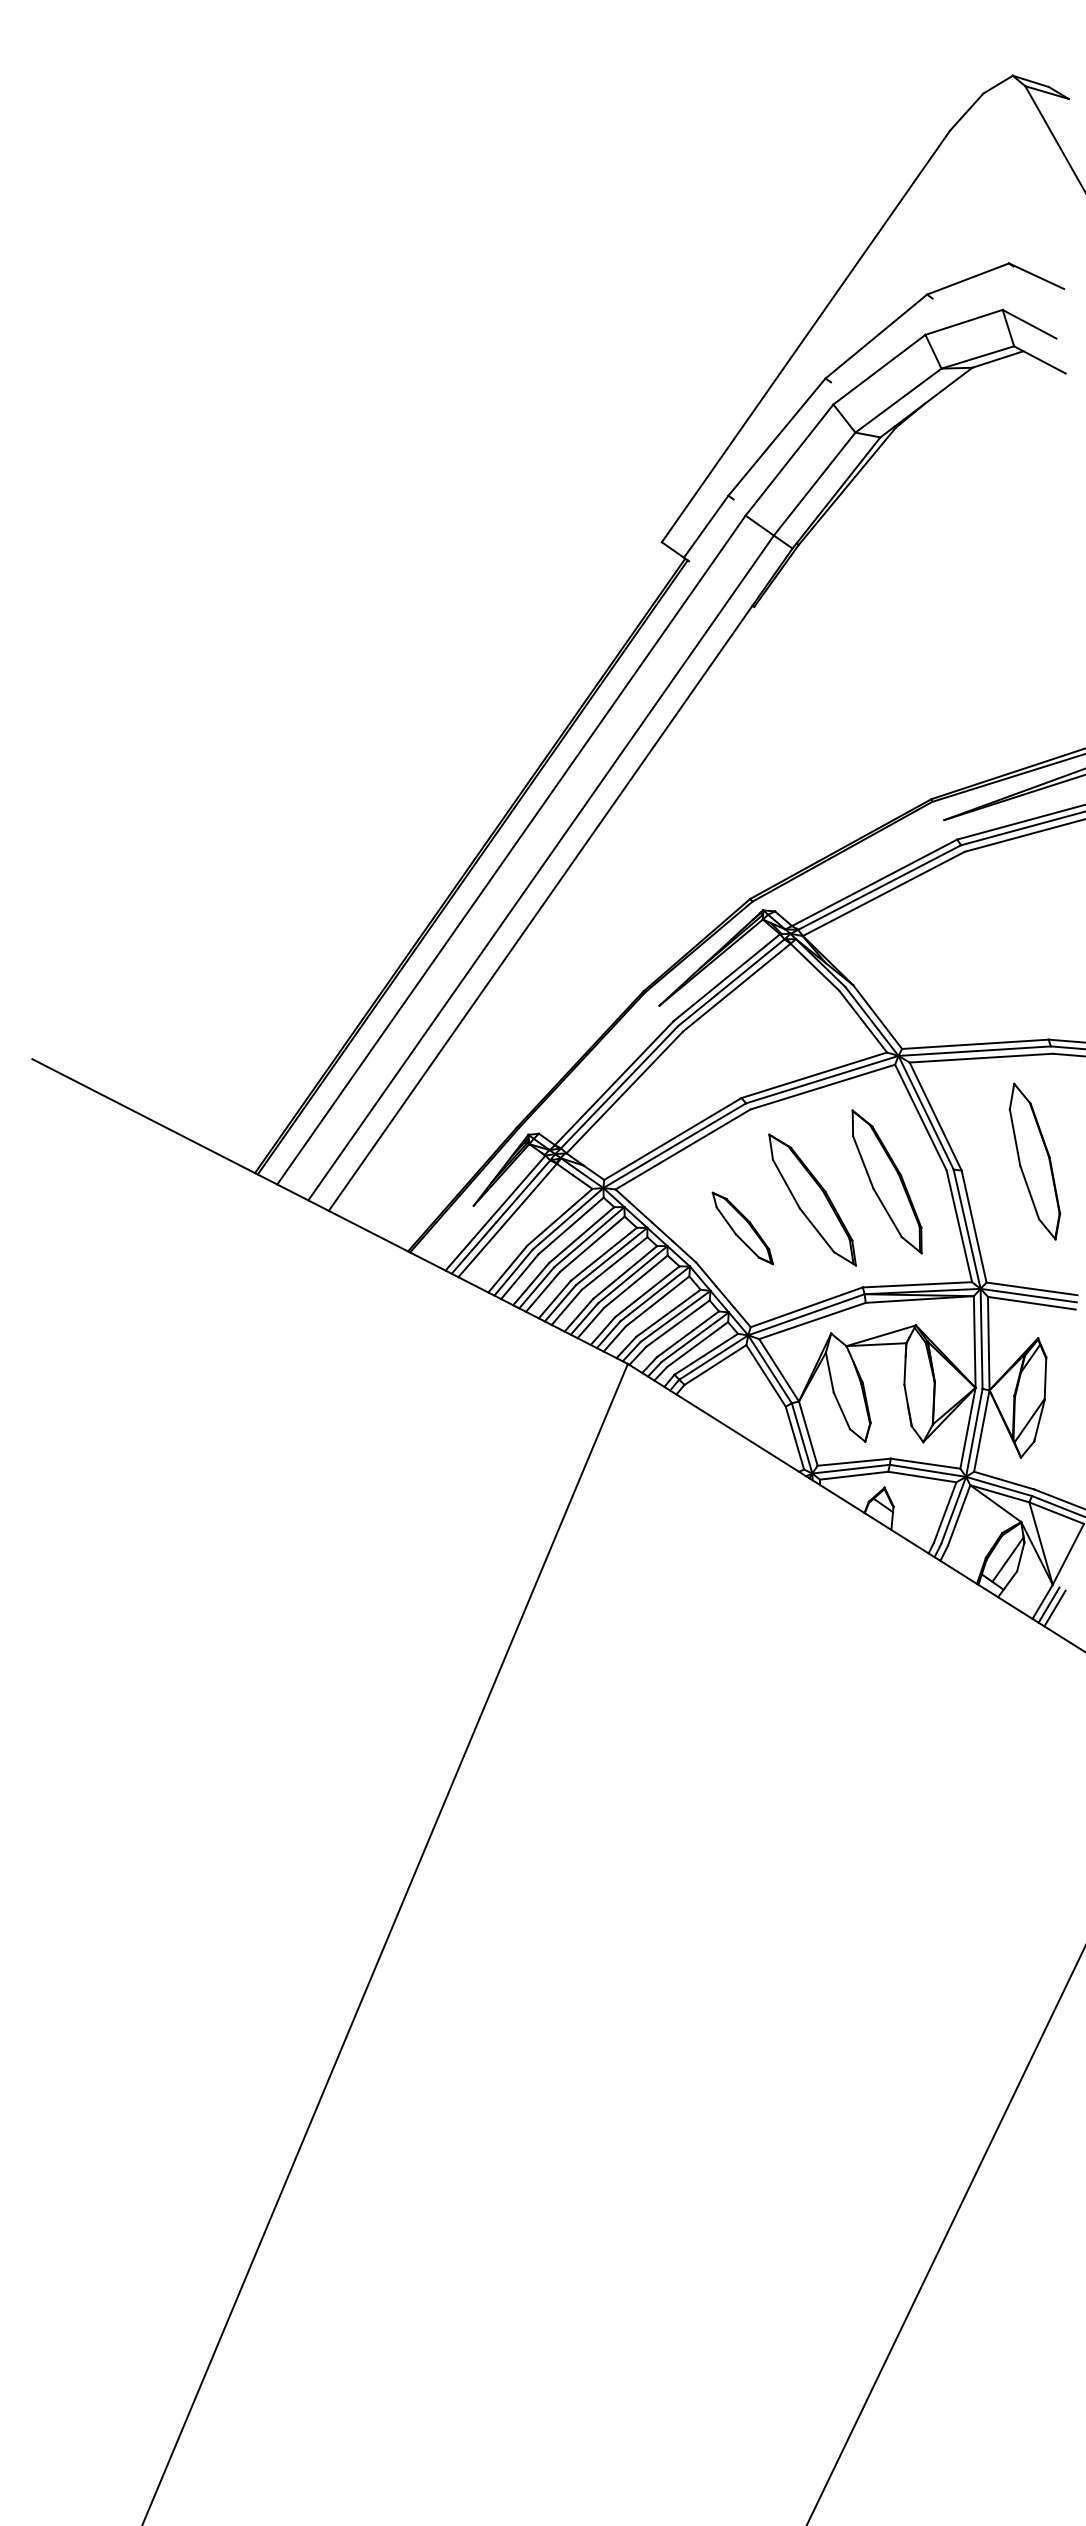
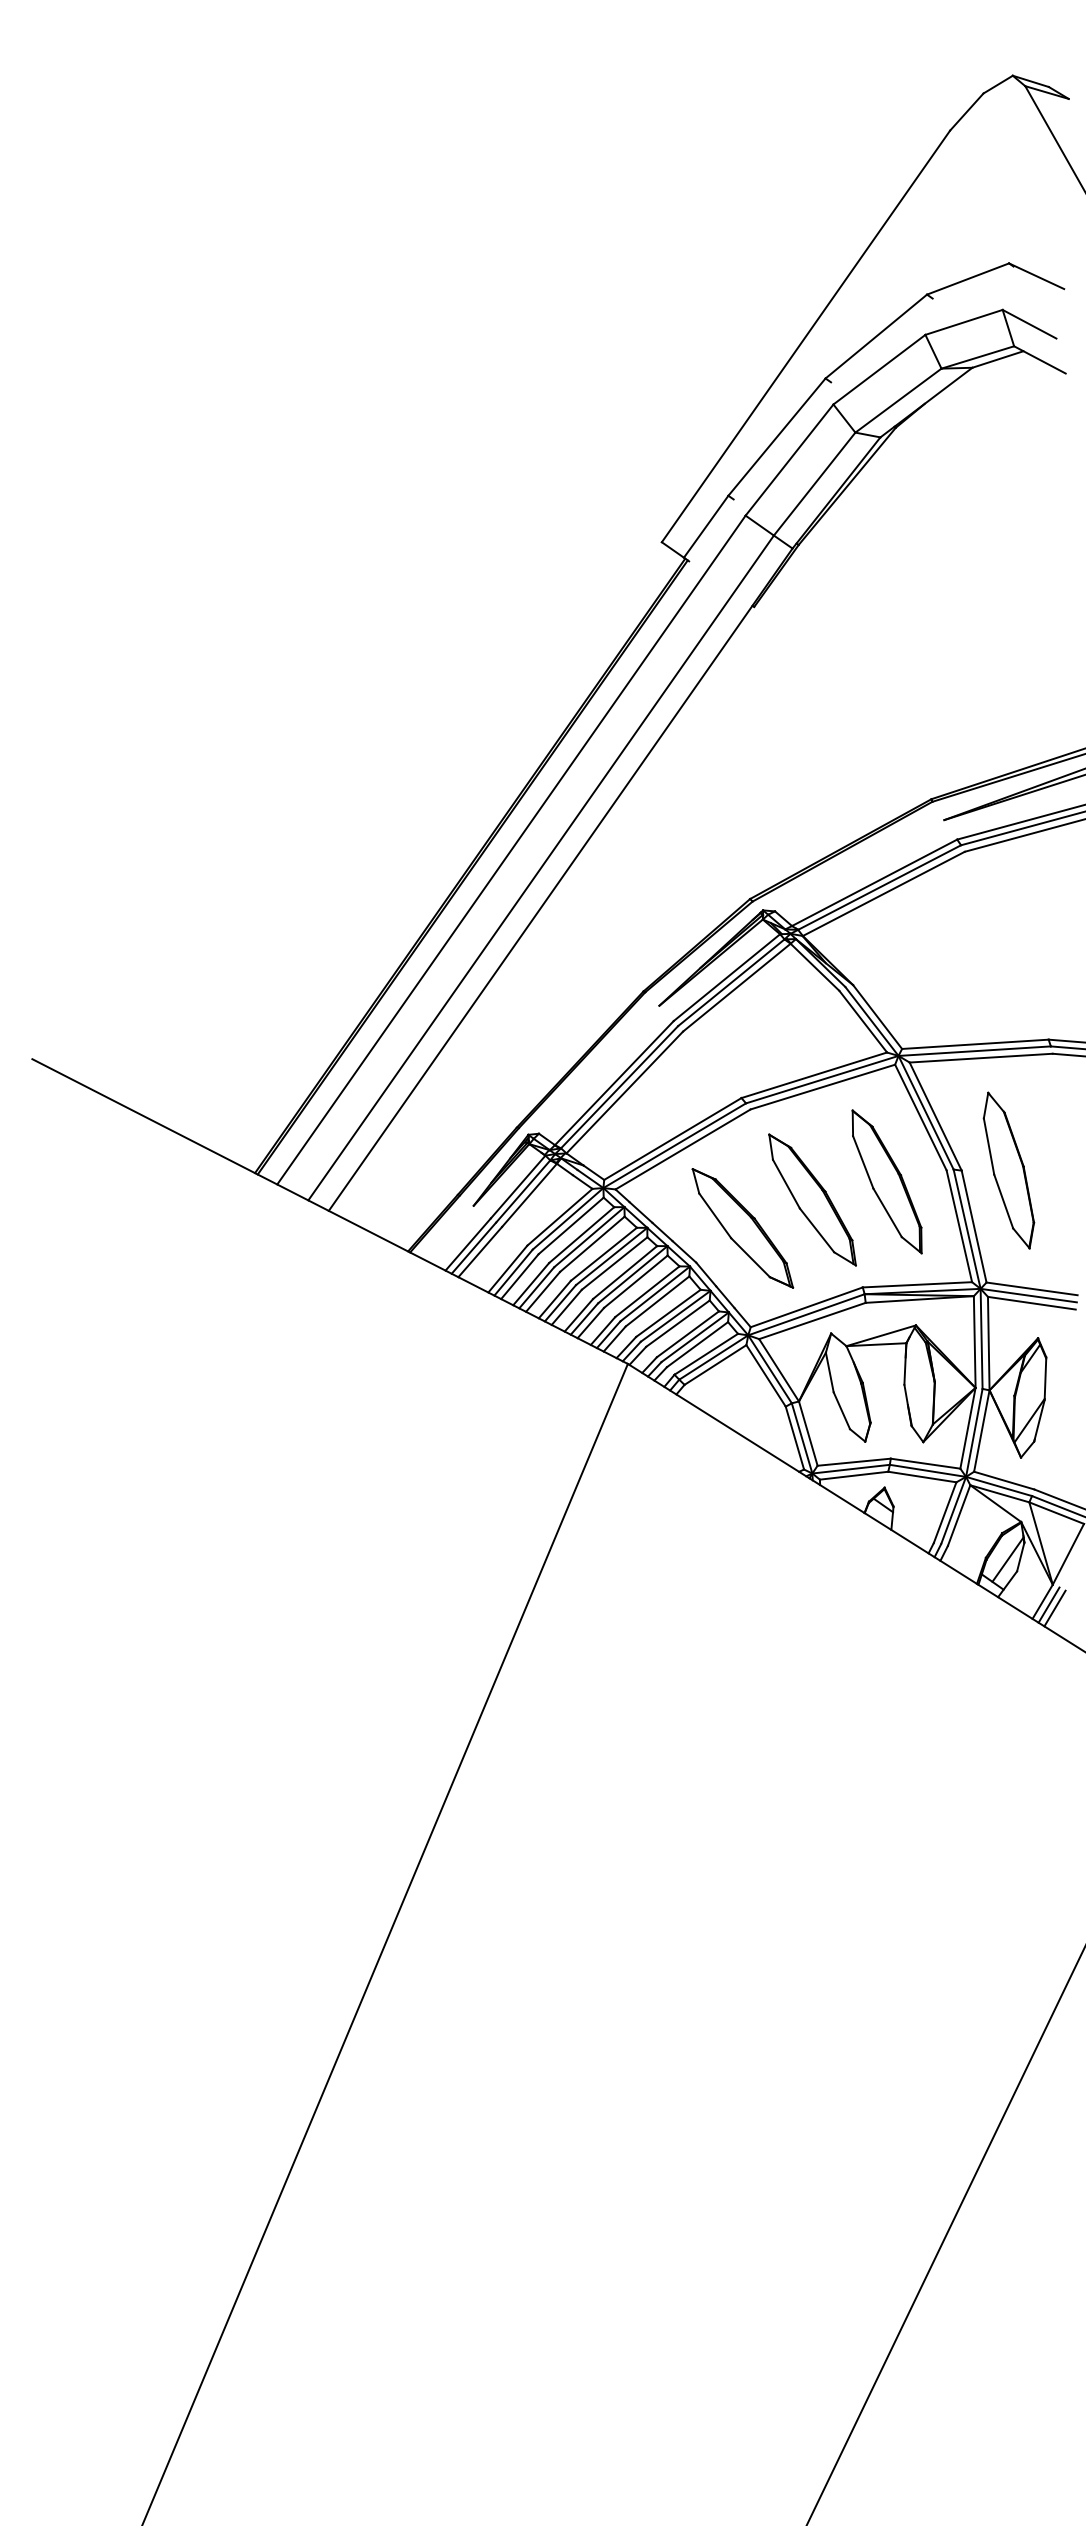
part position: (1034, 1161) -> (1008, 1170) (1008, 1170)
part size: 64x75 px -> 104x121 px (742, 1228)
